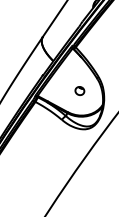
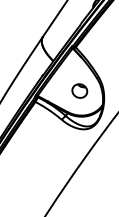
part size: 12x10 px -> 18x16 px (79, 90)
